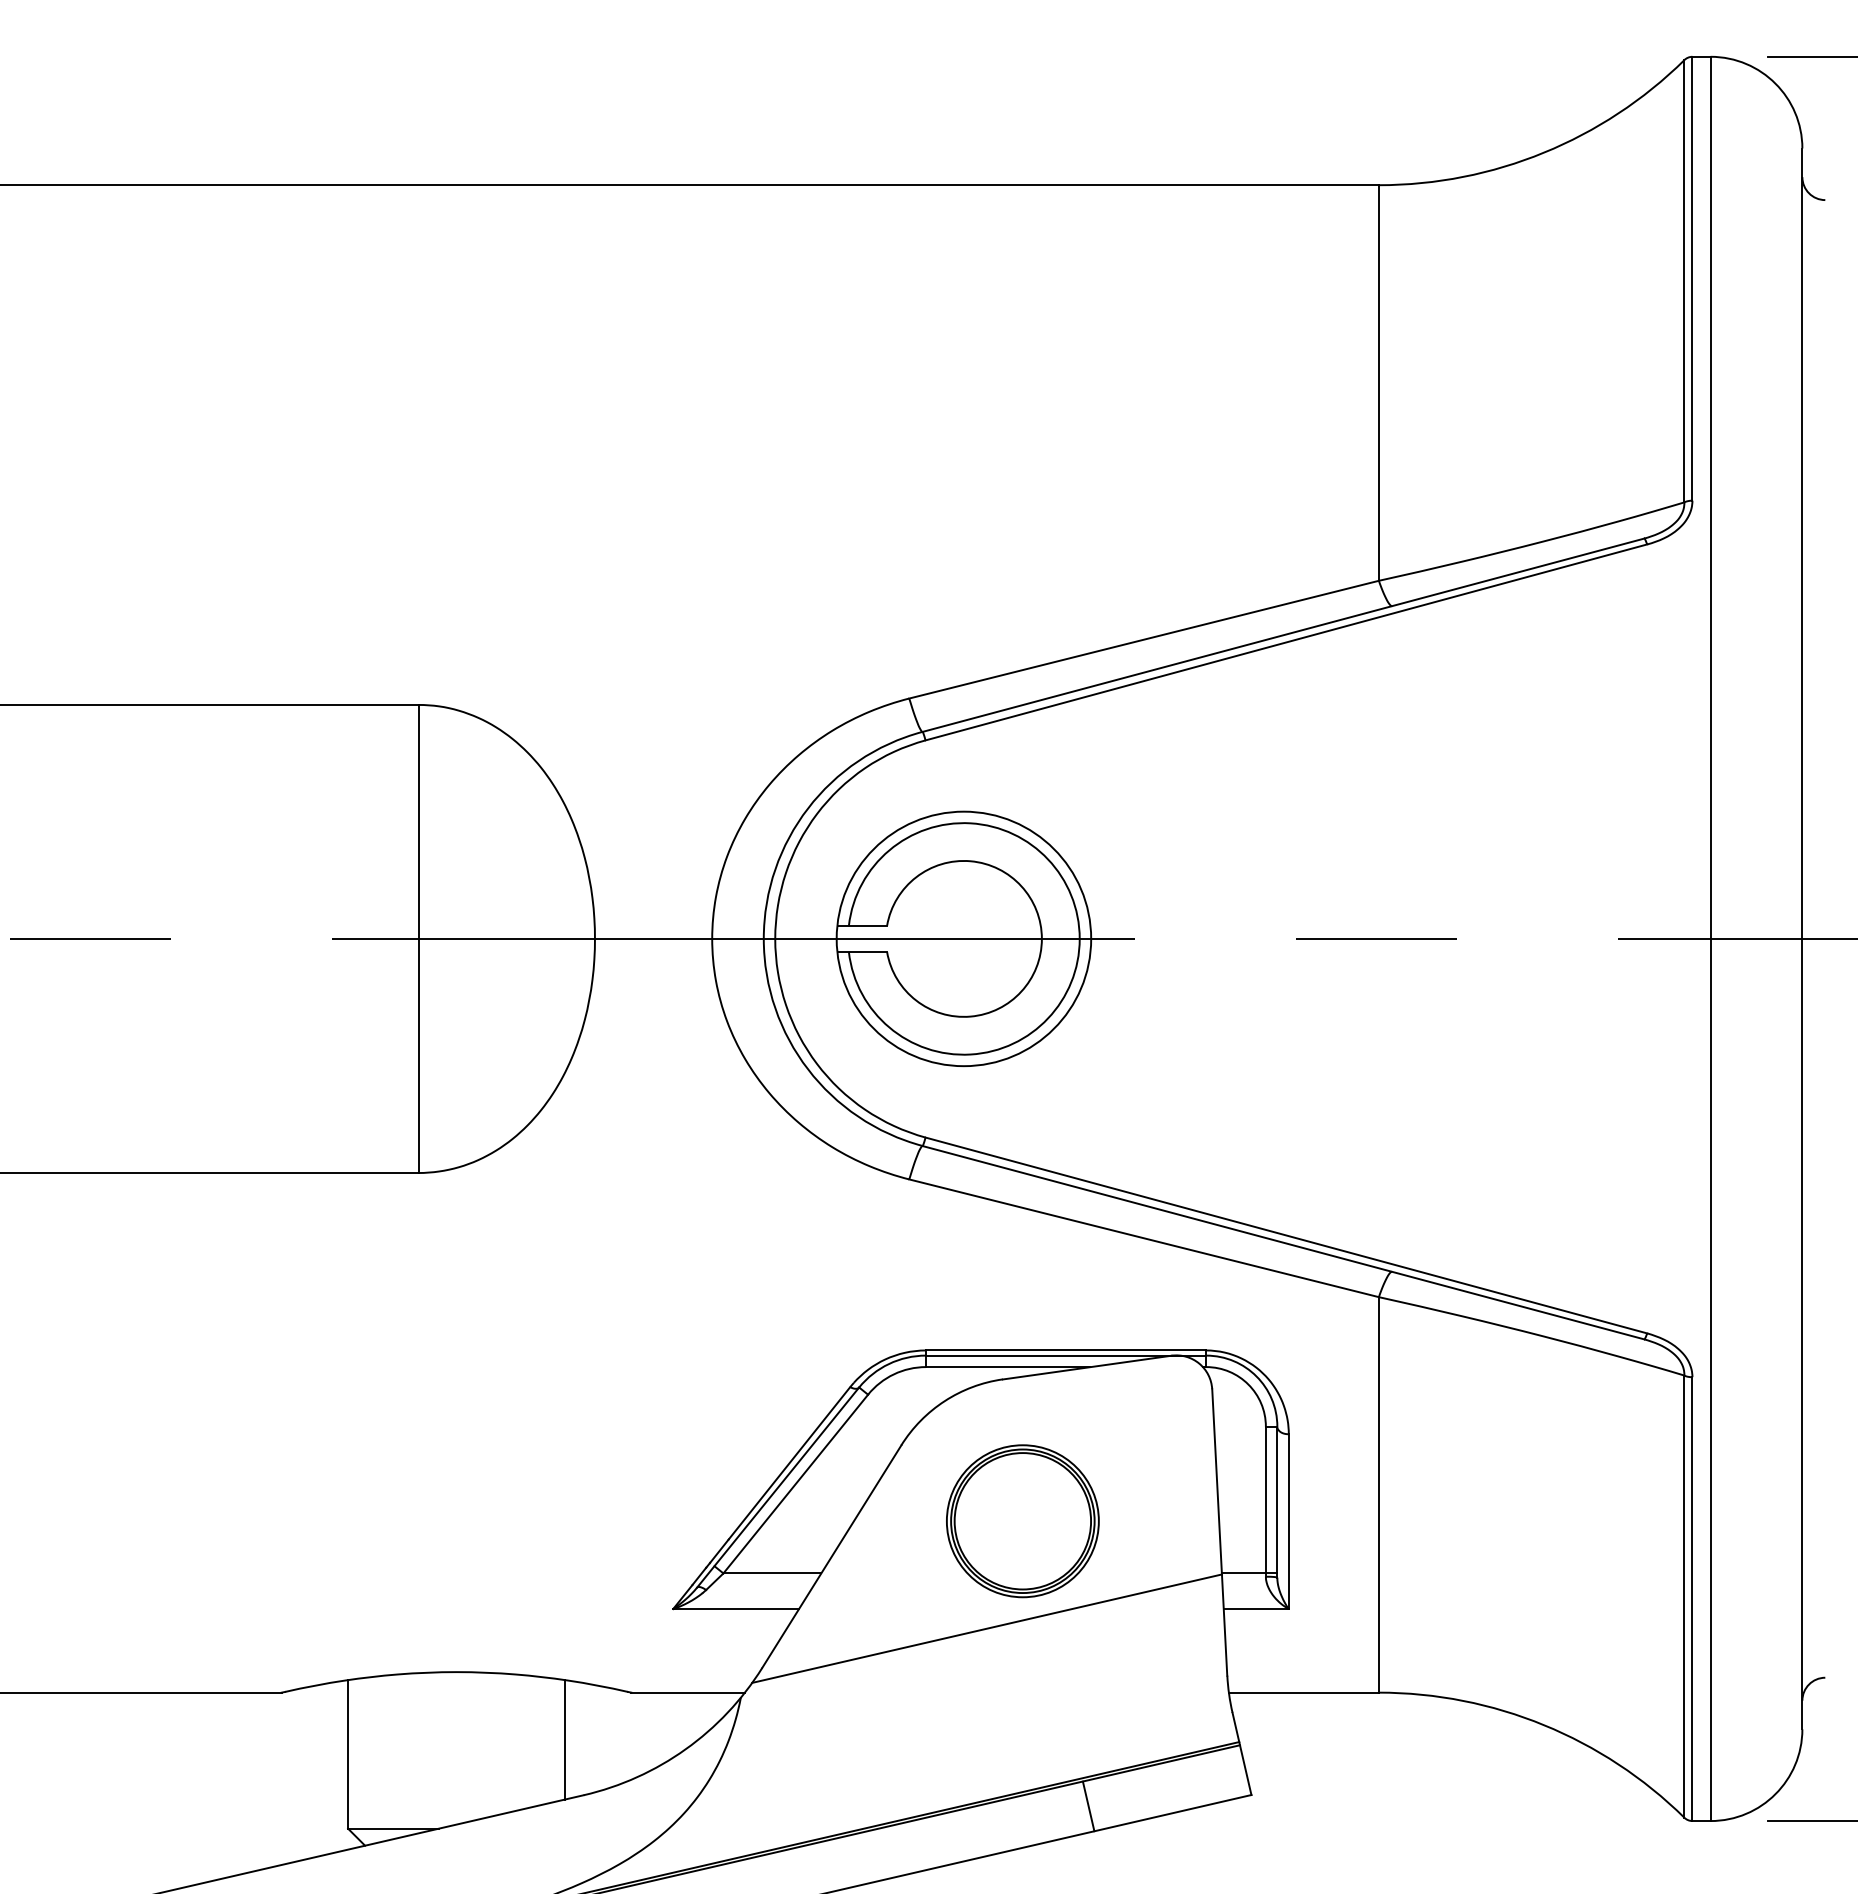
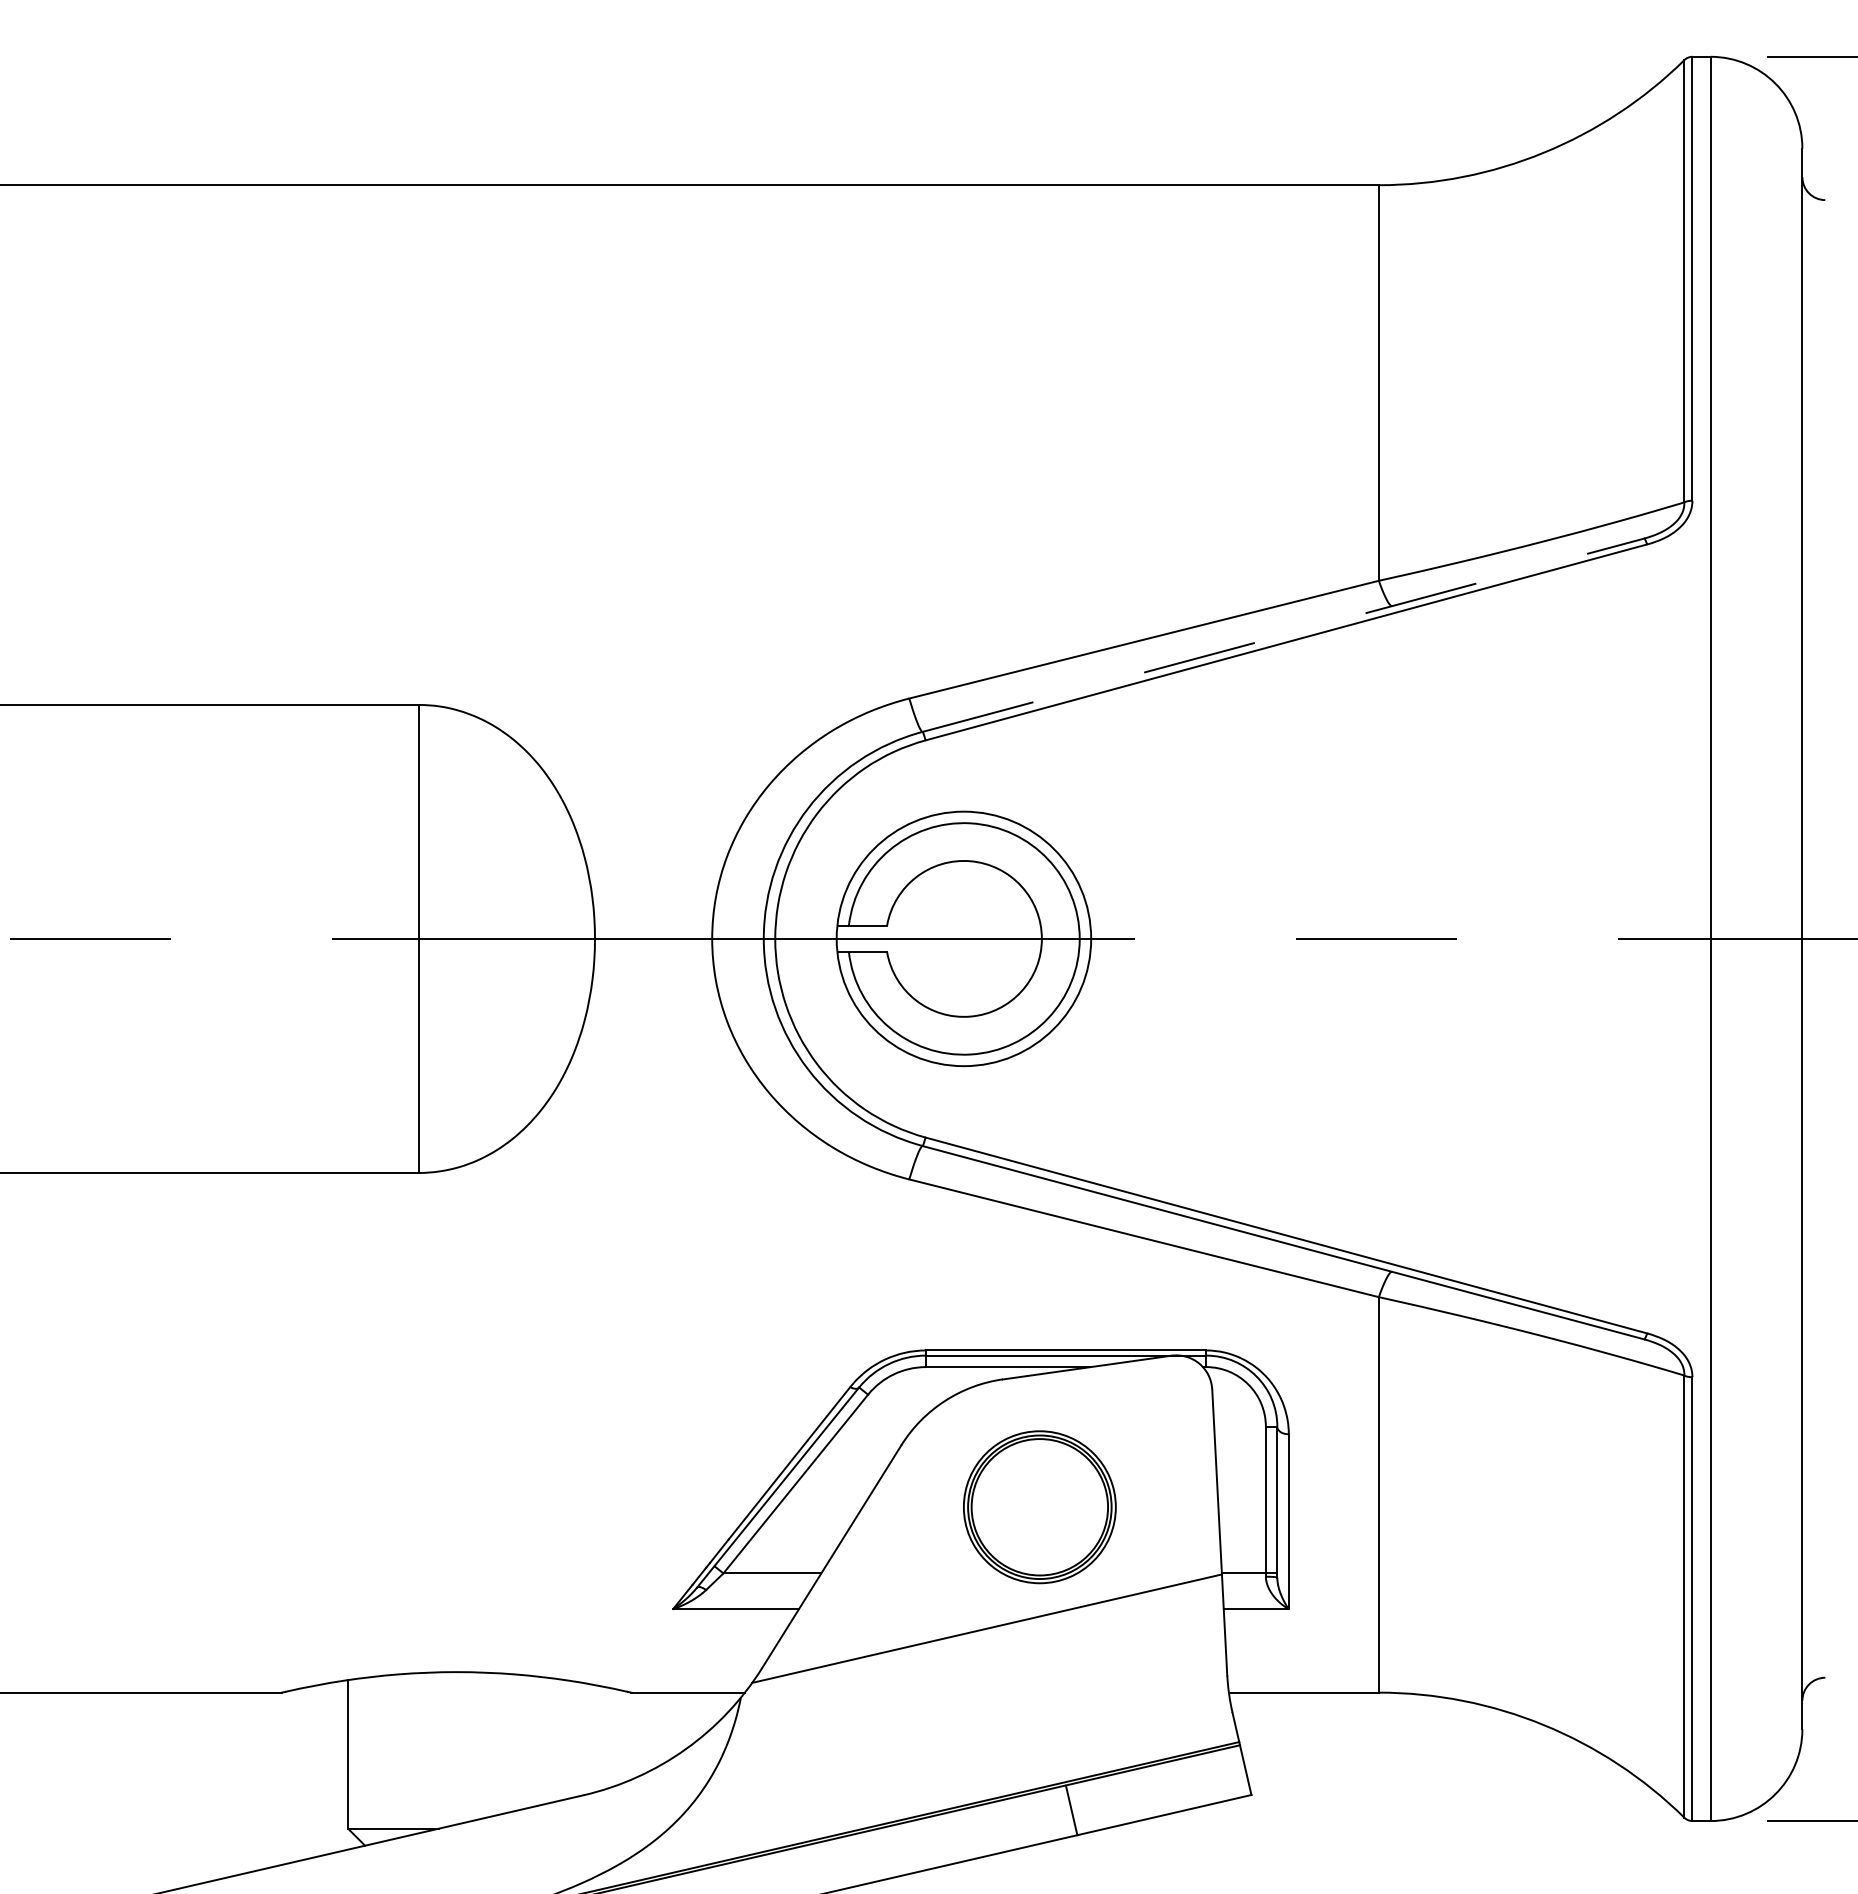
line: solid -> dashed (1283, 635)
part position: (1022, 1521) -> (1039, 1507) (1039, 1507)
line: present -> none (564, 1739)
line position: (1088, 1806) -> (1071, 1810) (1071, 1810)
